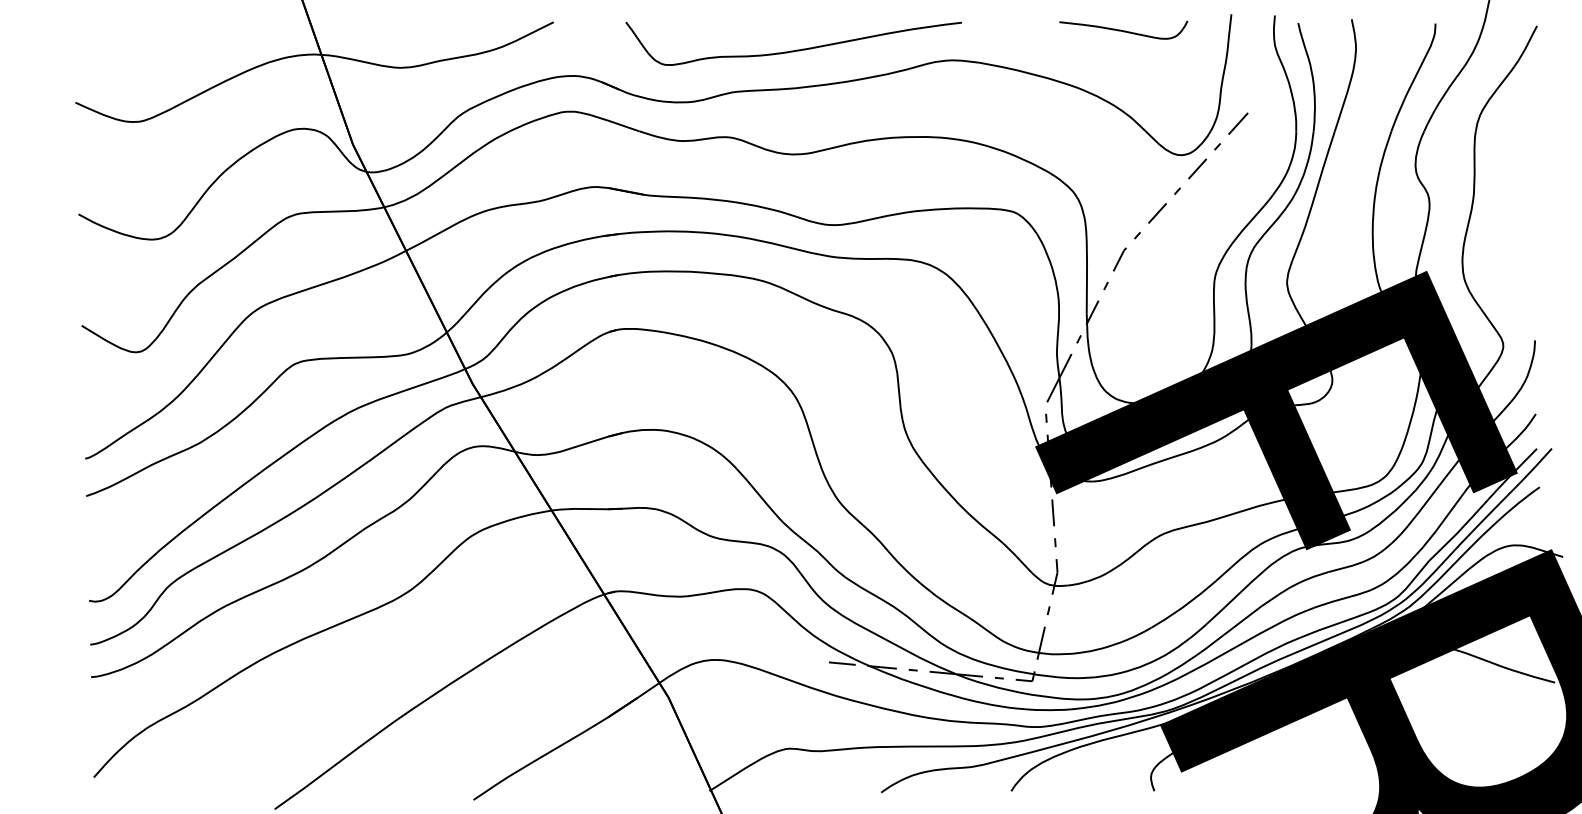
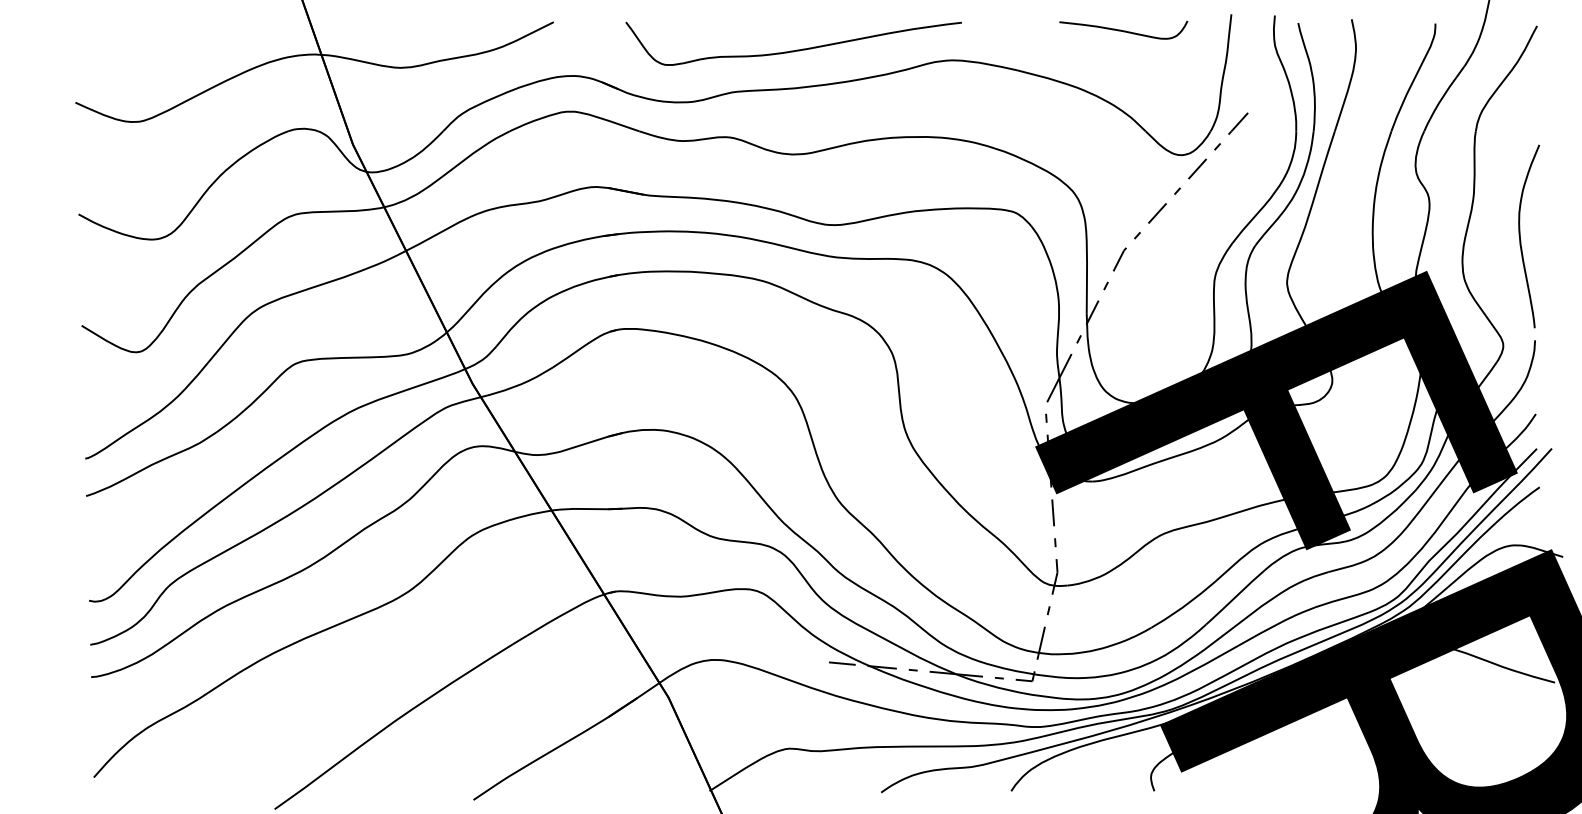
curve: none -> present (1521, 240)
